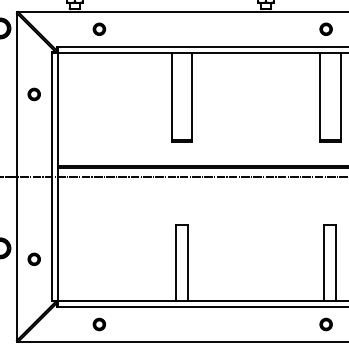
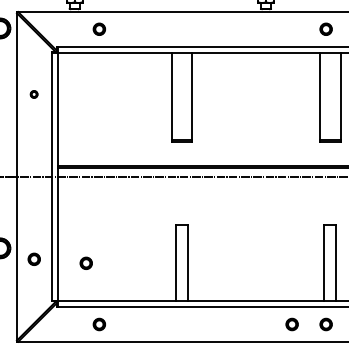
part size: 14x15 px -> 10x9 px (33, 94)
part: none -> present (85, 262)
part: none -> present (291, 324)
